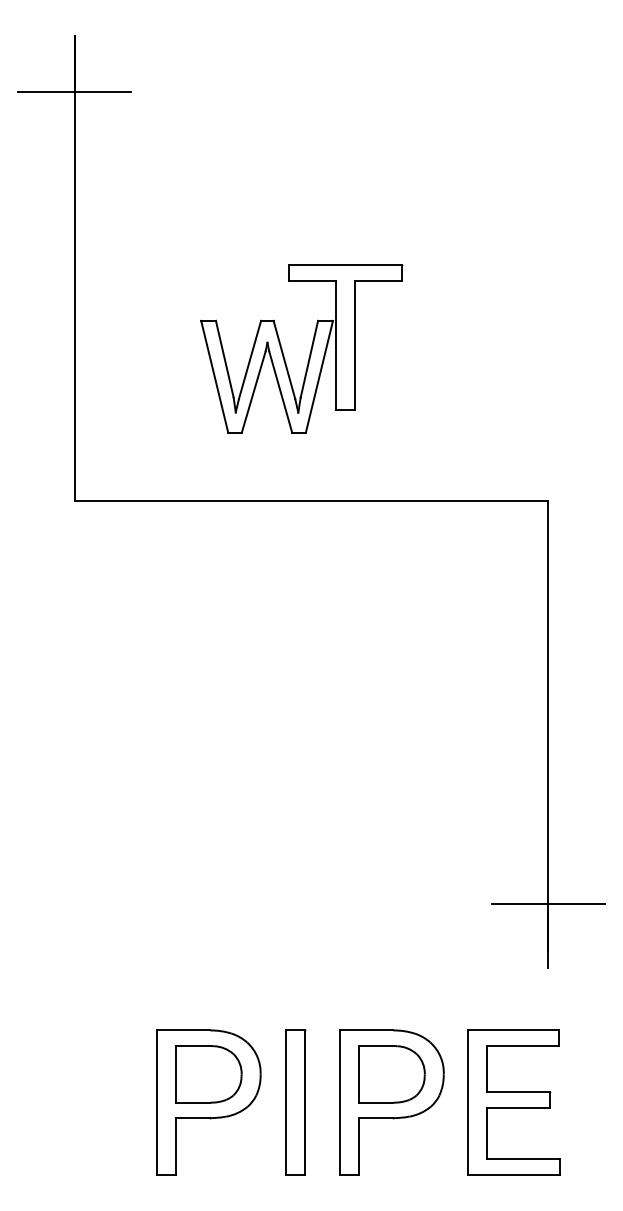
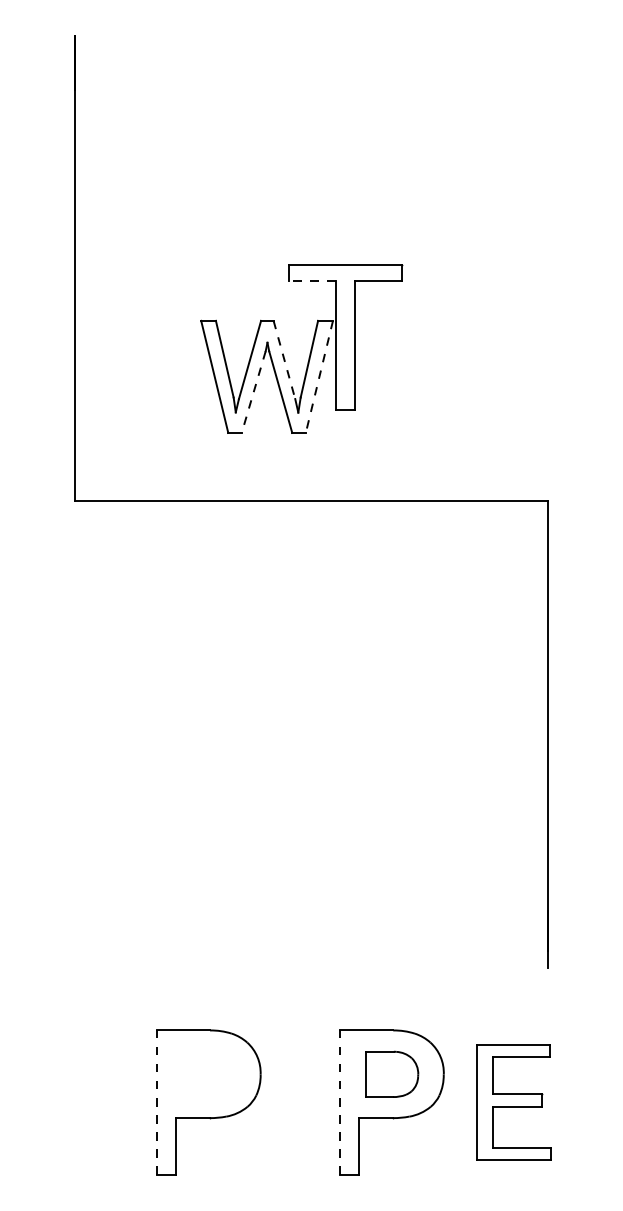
line: present -> none (74, 92)
line: solid -> dashed (311, 280)
line: solid -> dashed (284, 359)
line: solid -> dashed (319, 376)
line: solid -> dashed (253, 392)
line: present -> none (547, 904)
part: present -> none (208, 1074)
part size: 68x59 px -> 55x48 px (392, 1073)
line: solid -> dashed (156, 1102)
part: present -> none (295, 1102)
line: solid -> dashed (340, 1102)
part size: 94x147 px -> 76x117 px (513, 1102)
